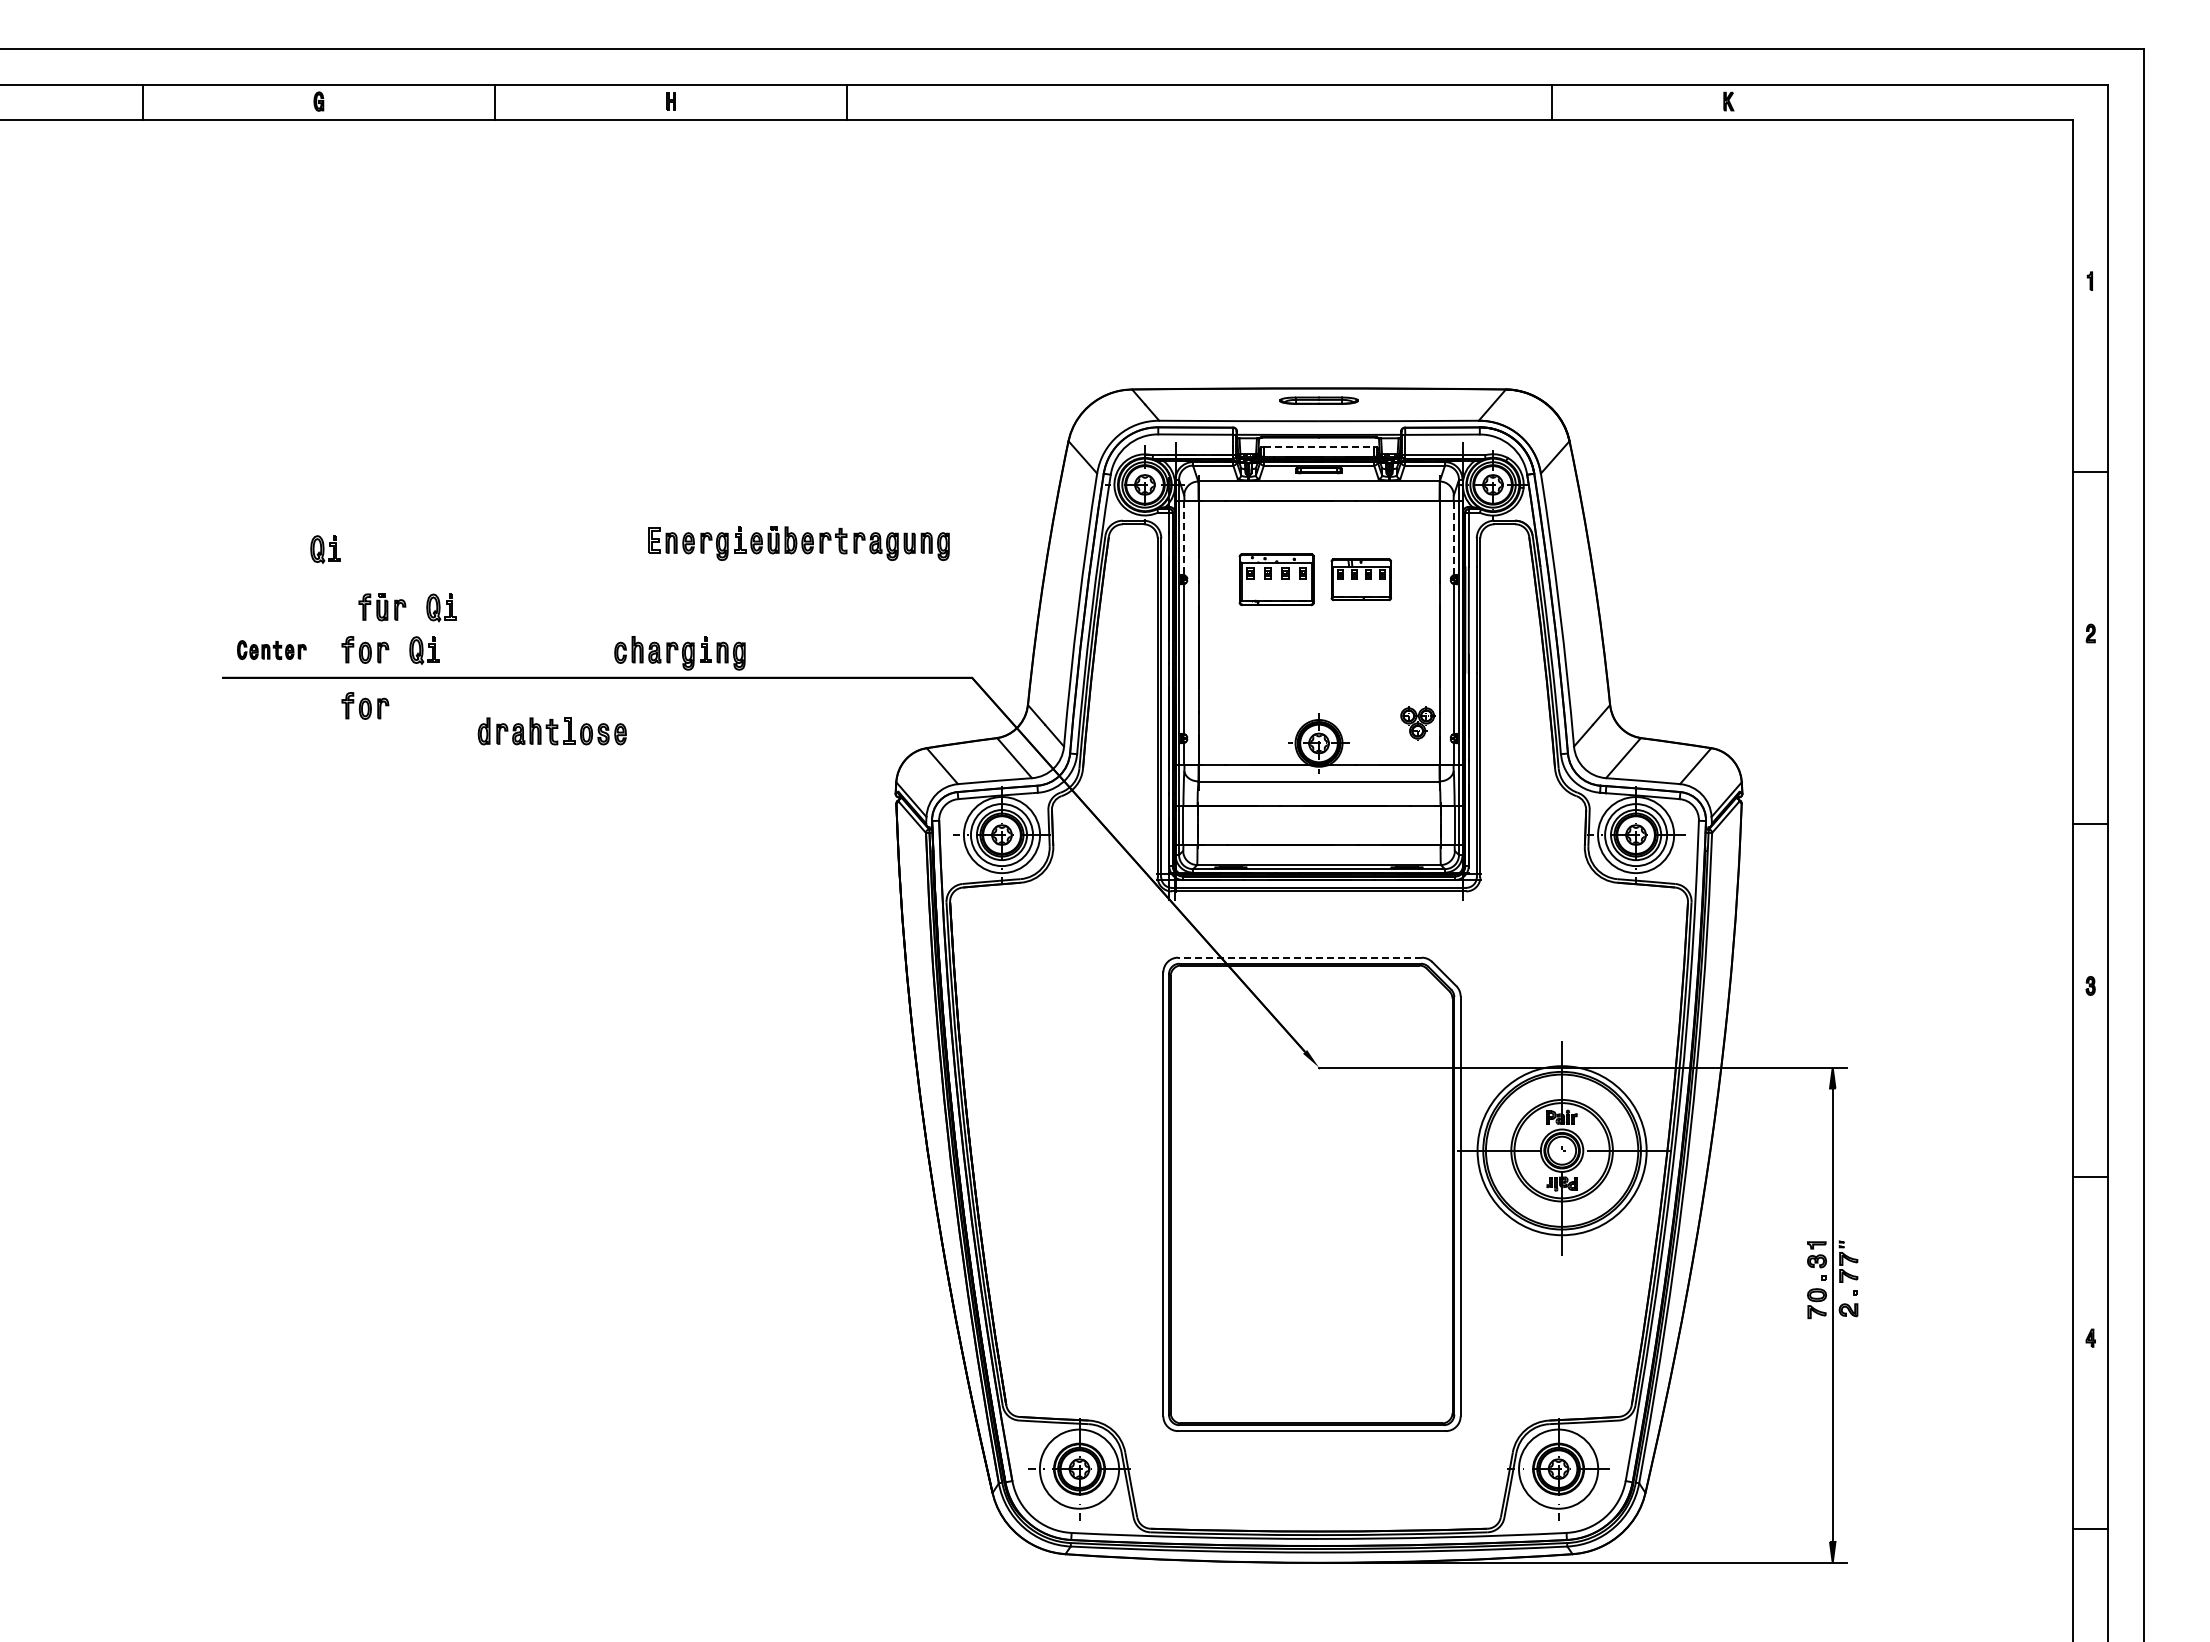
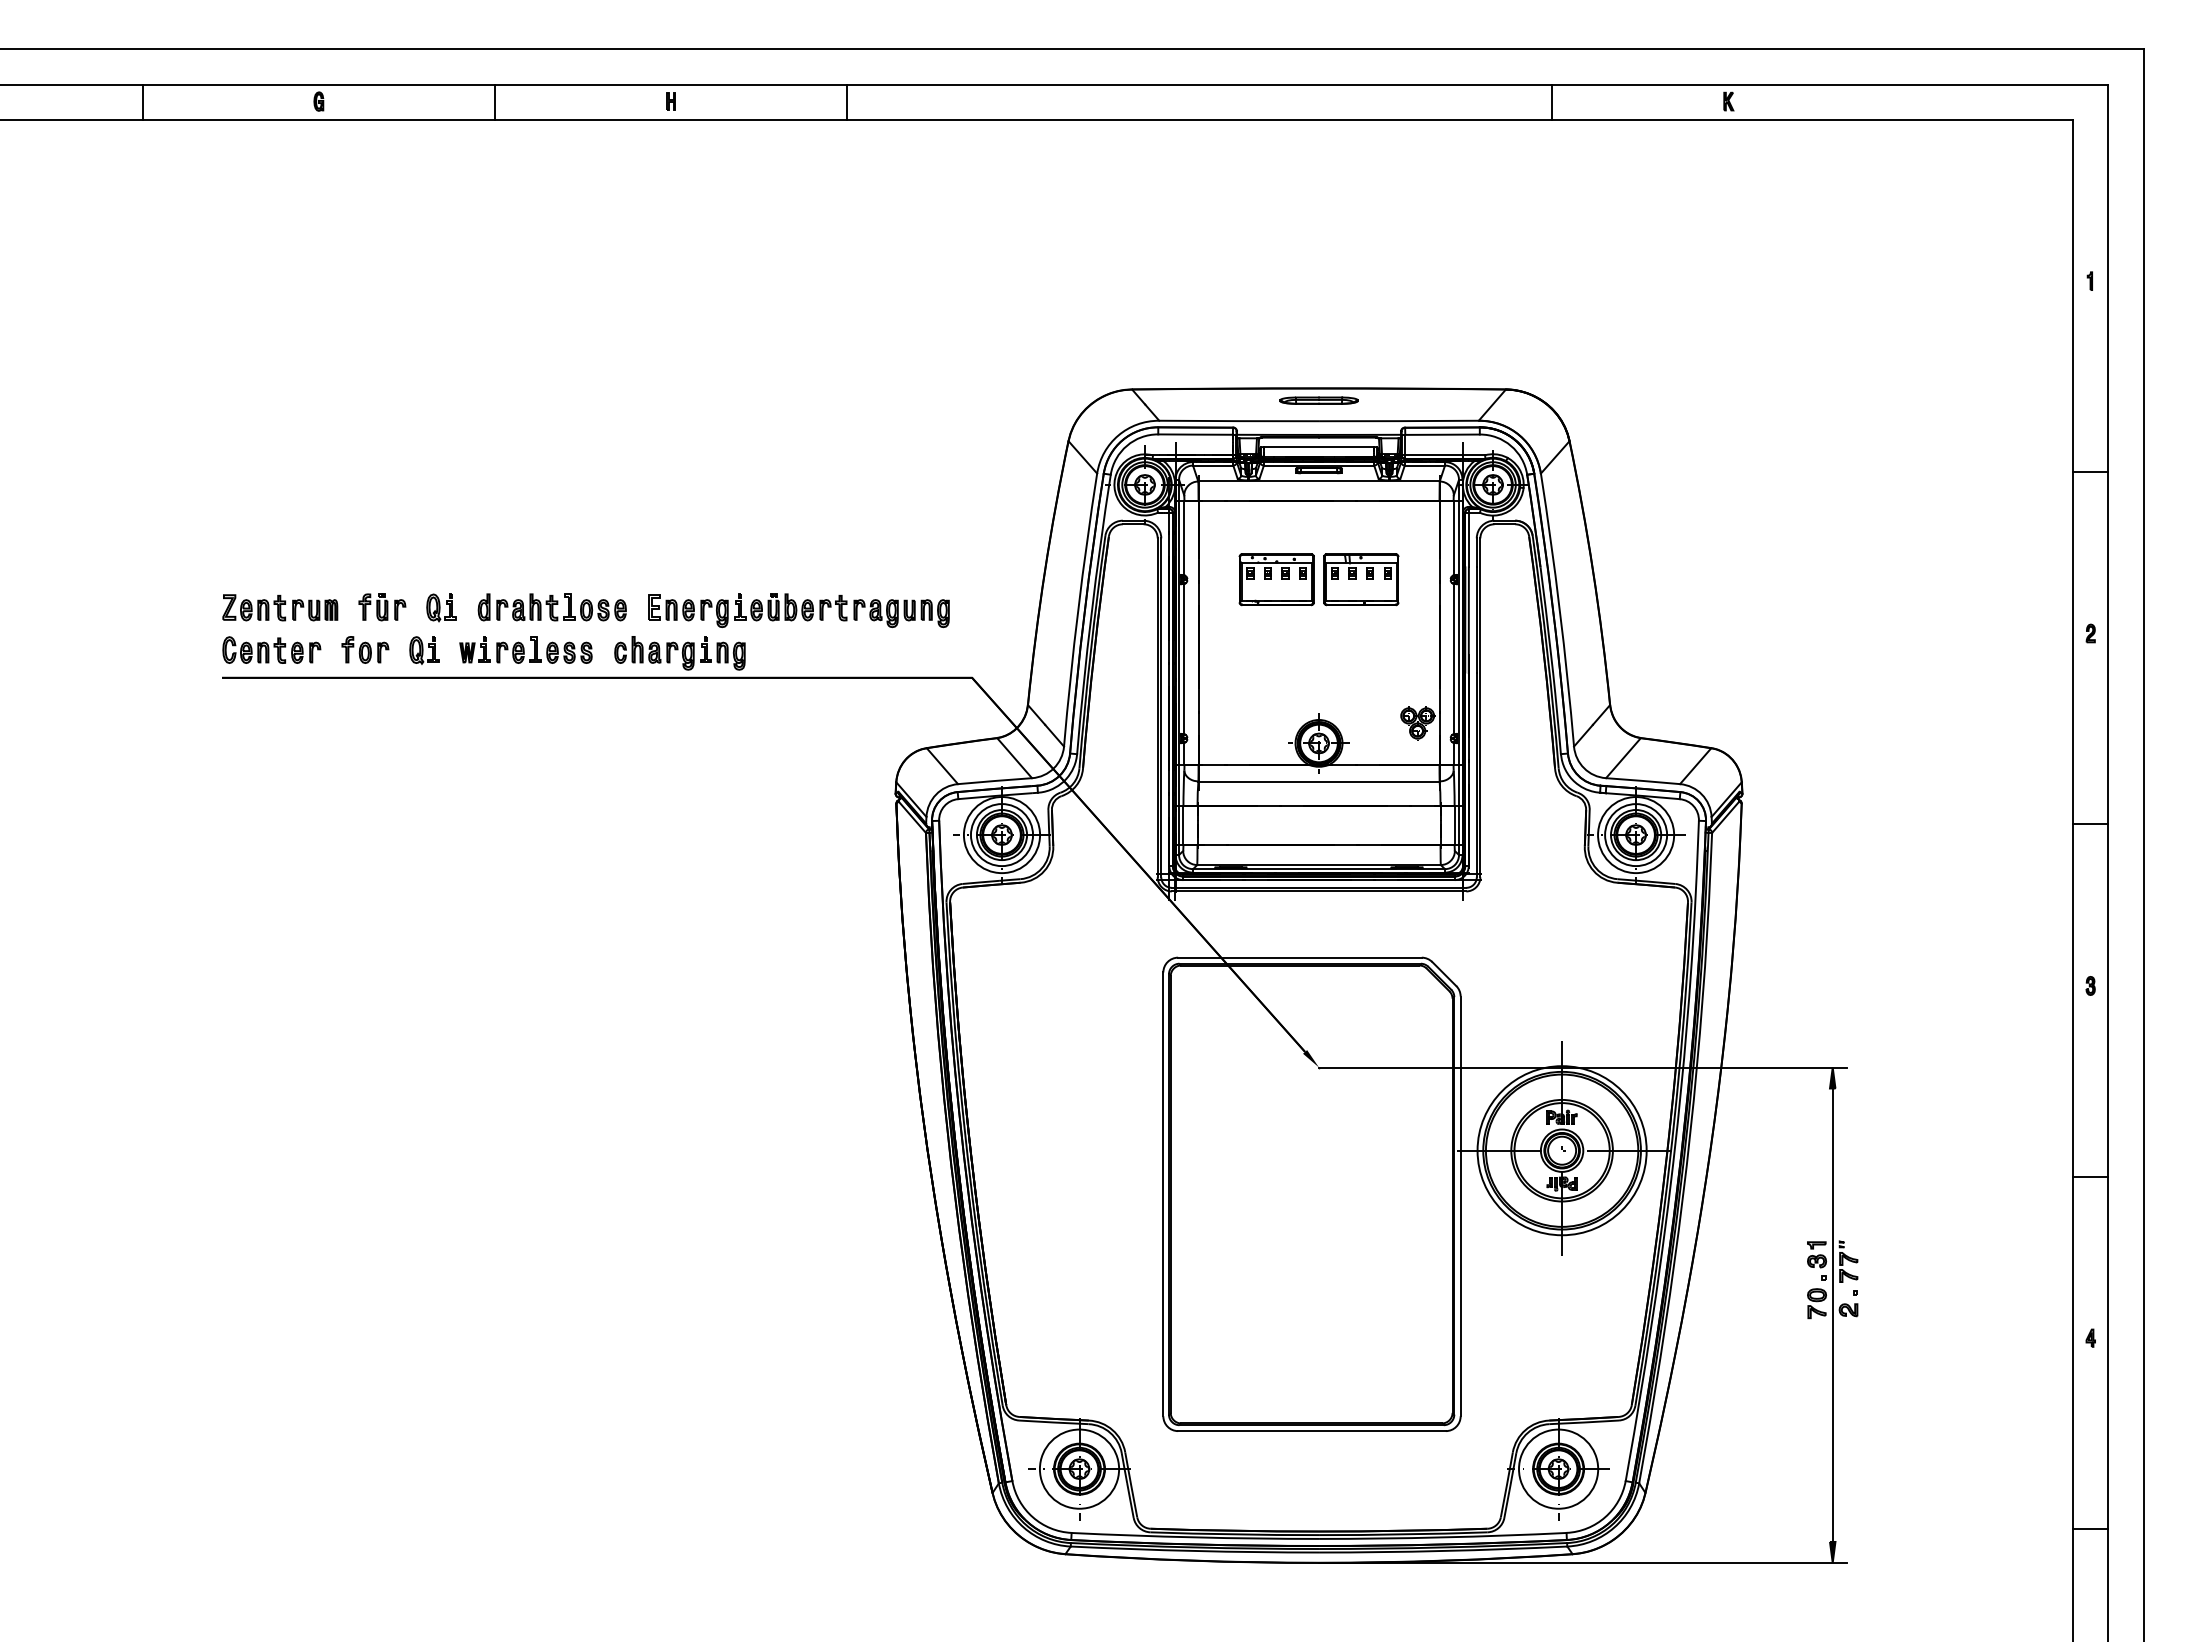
line: dashed -> solid (1319, 447)
line: dashed -> solid (1453, 537)
line: dashed -> solid (1184, 538)
part position: (798, 543) -> (798, 610) (798, 610)
part: present -> none (325, 549)
part size: 62x44 px -> 77x54 px (1361, 579)
part: none -> present (280, 607)
part: none -> present (525, 649)
part size: 70x21 px -> 100x28 px (271, 649)
part: present -> none (365, 705)
part position: (551, 731) -> (551, 607) (551, 607)
line: dashed -> solid (1299, 957)
